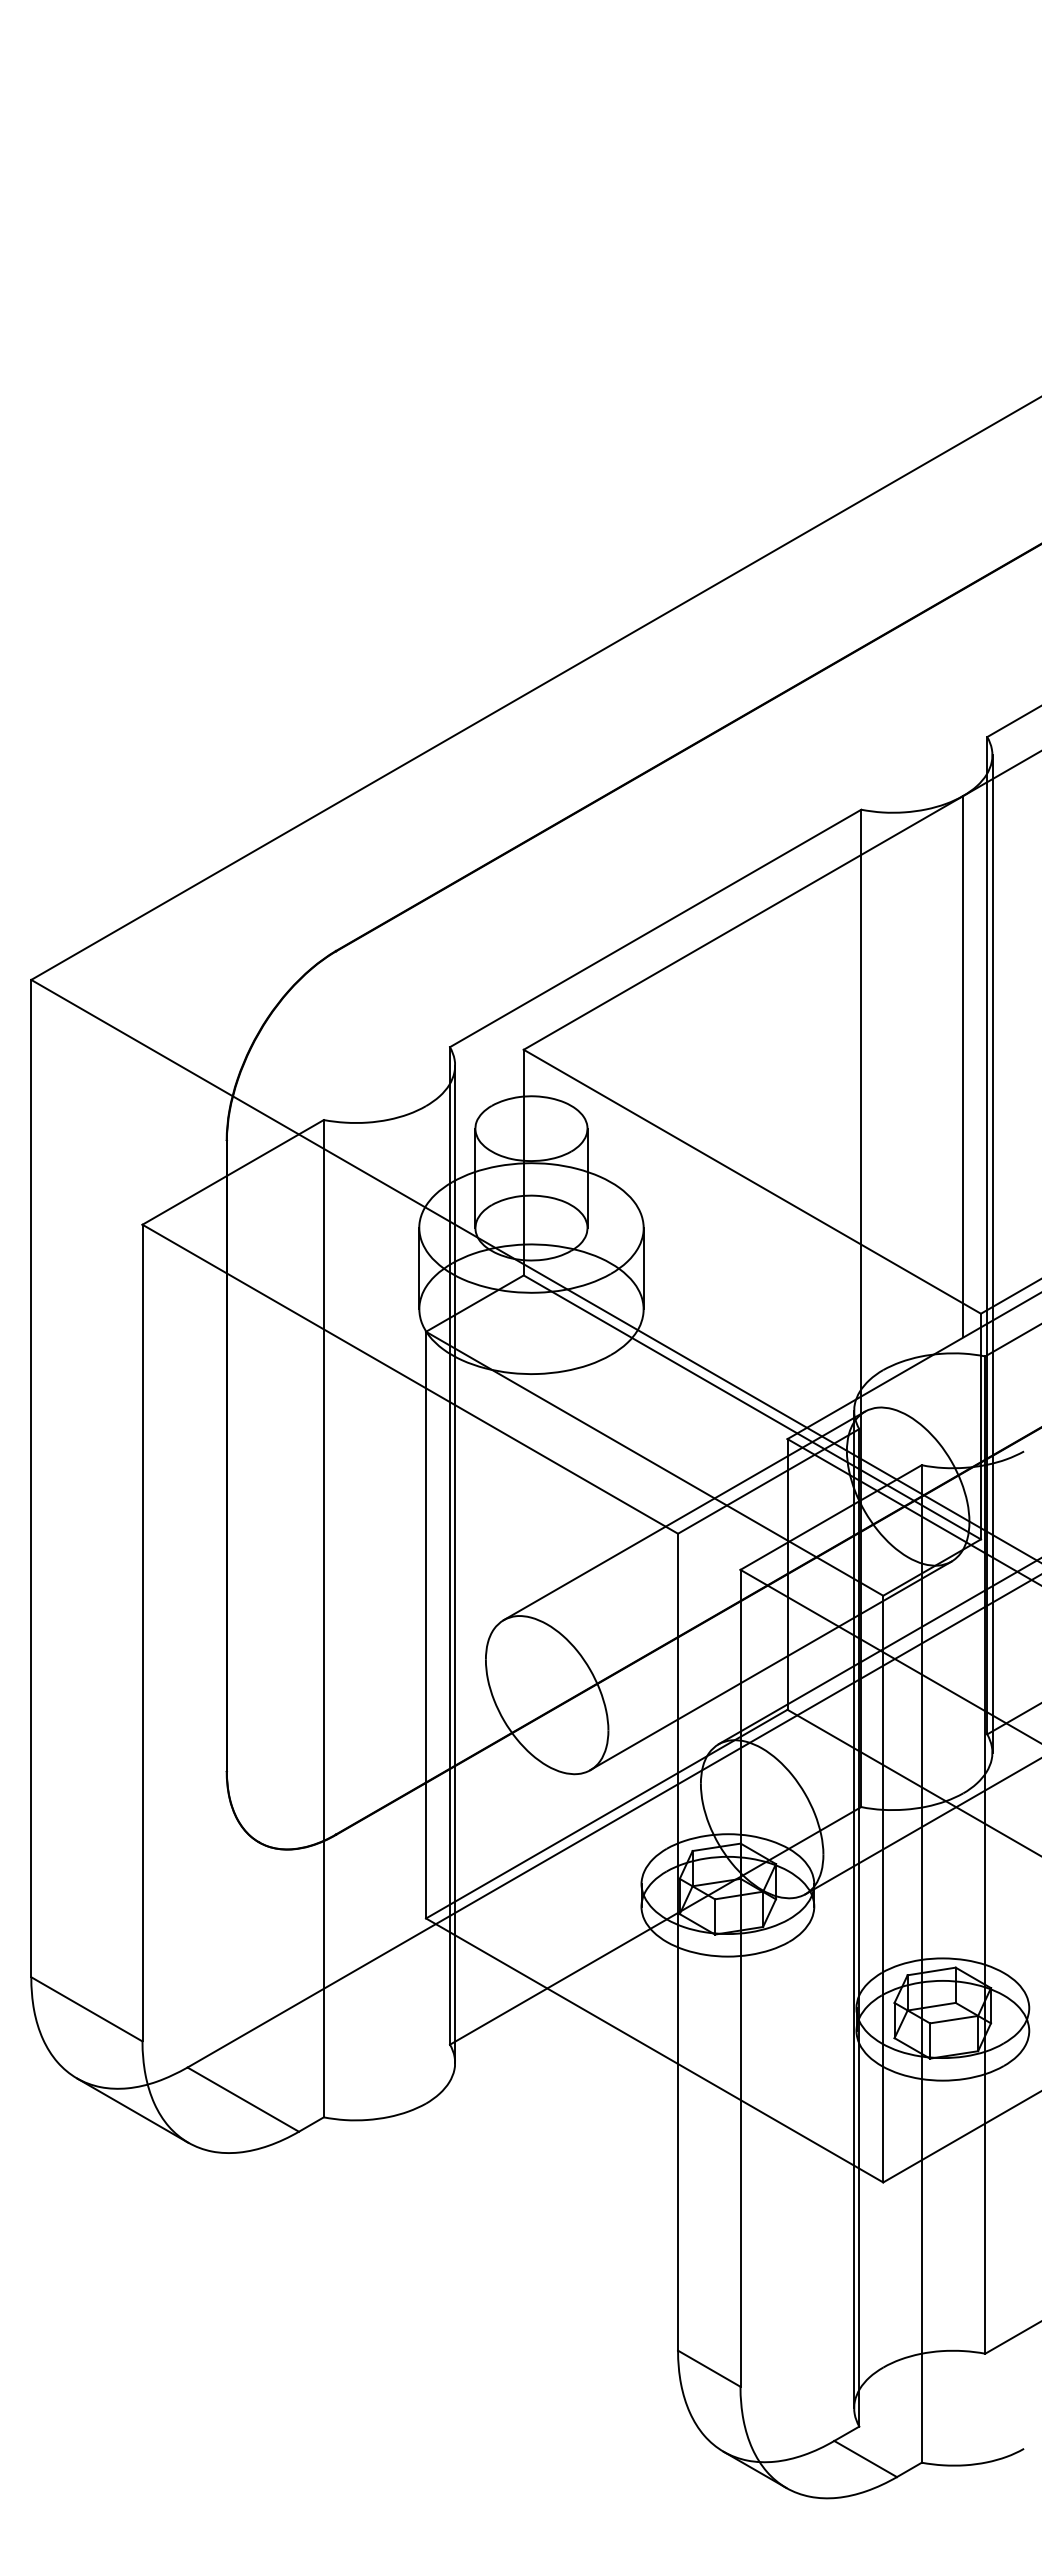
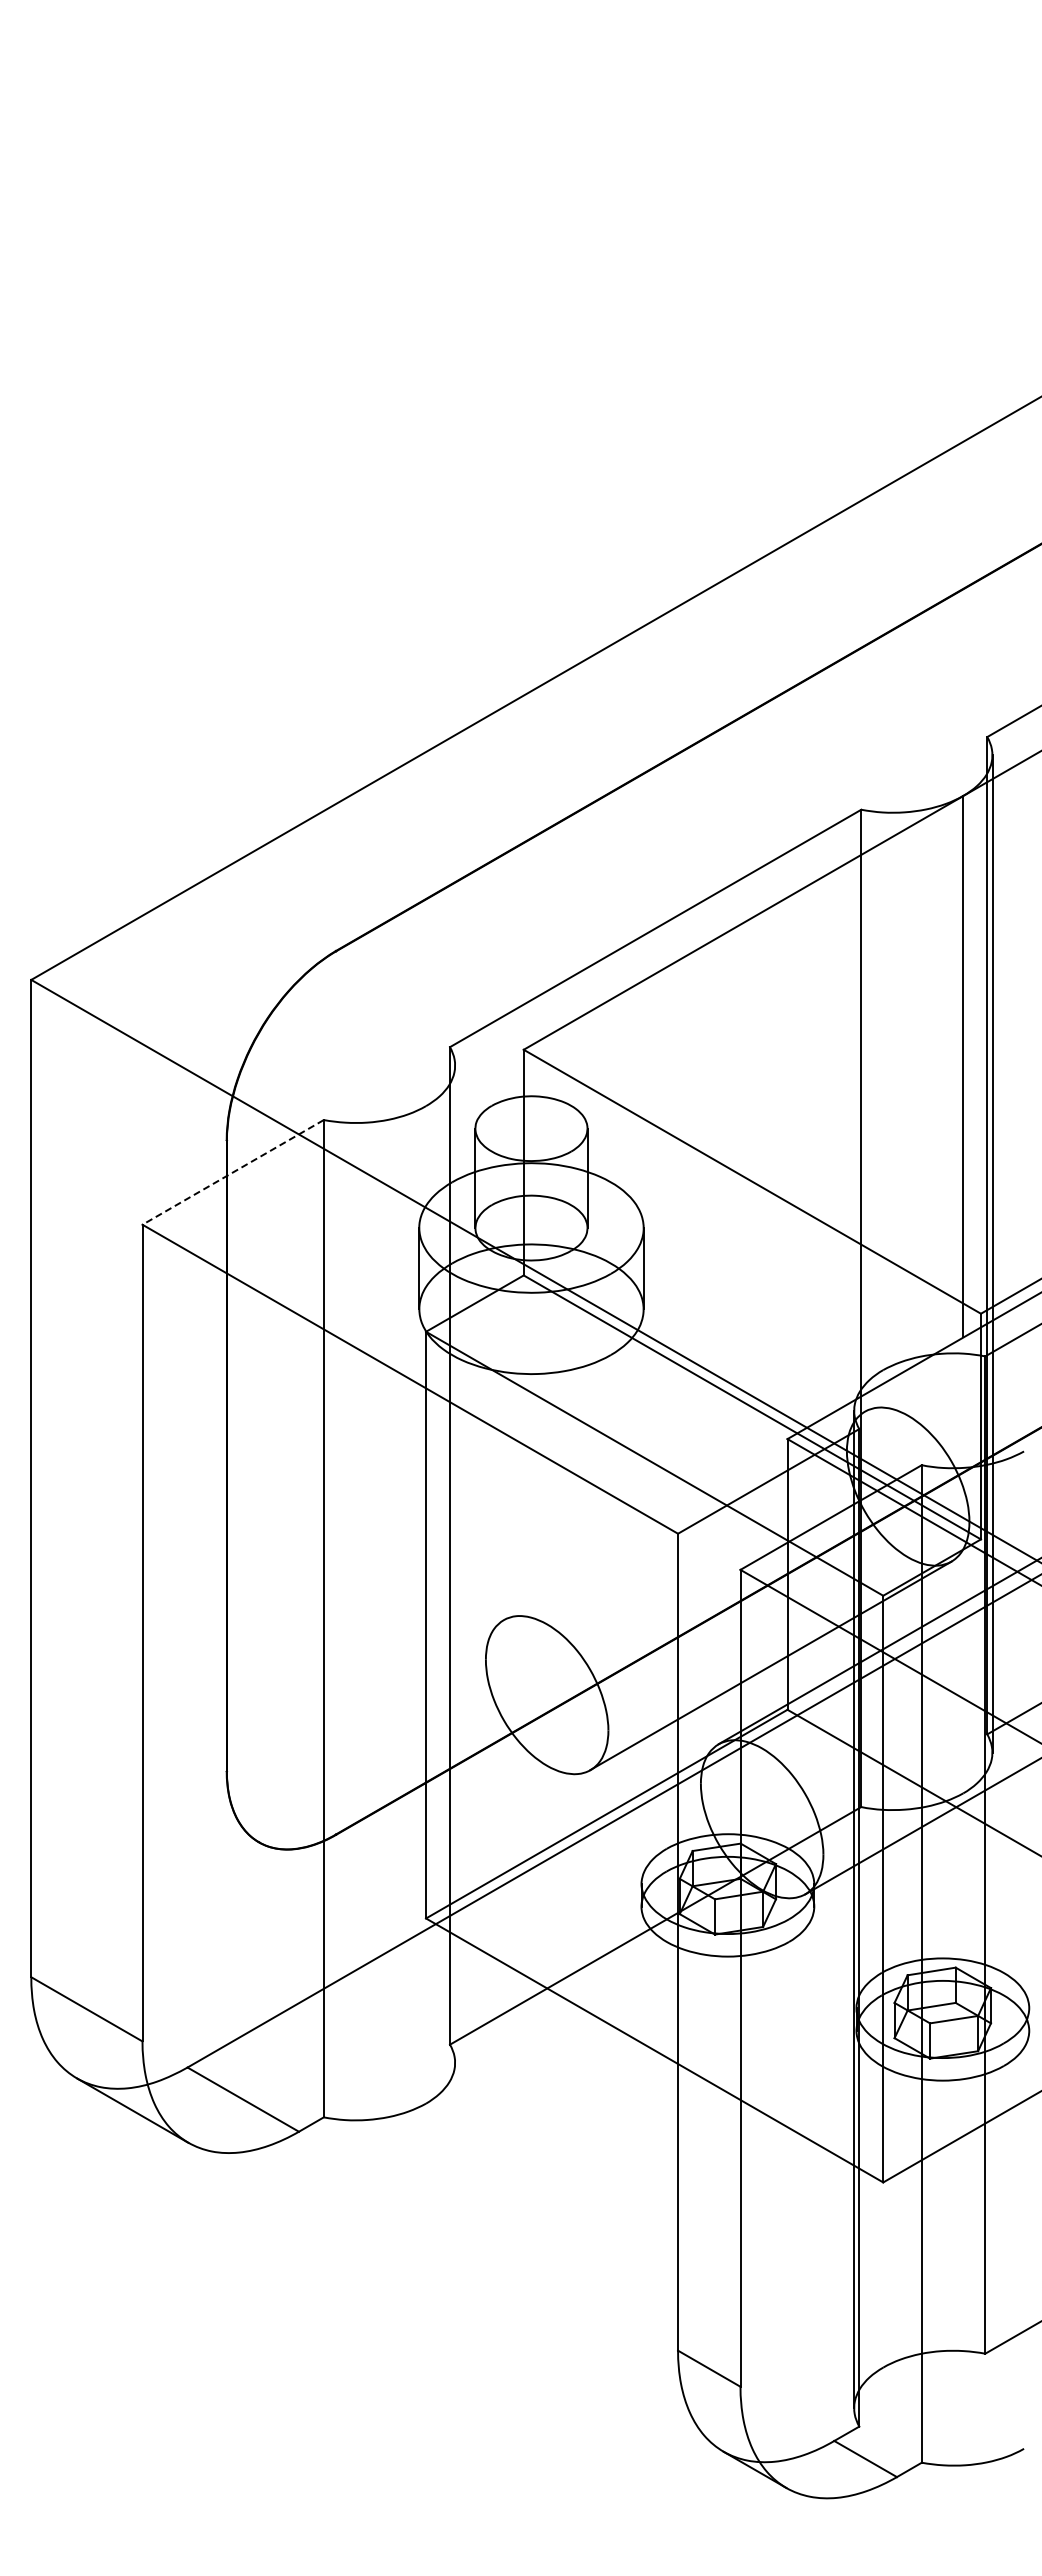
line: solid -> dashed (233, 1172)
line: present -> none (683, 1515)
line: present -> none (455, 1563)
